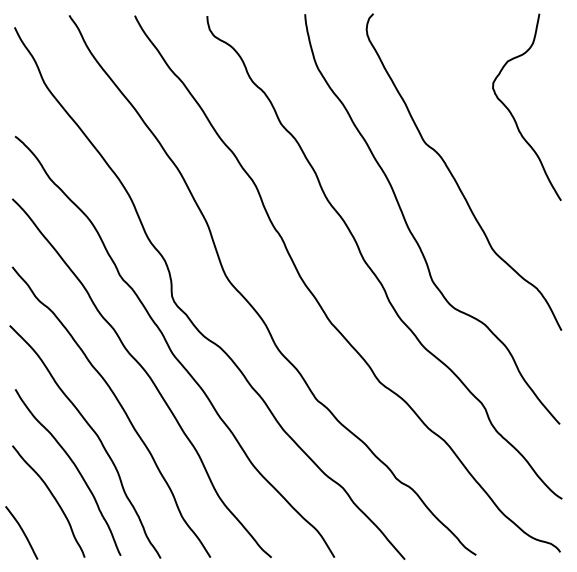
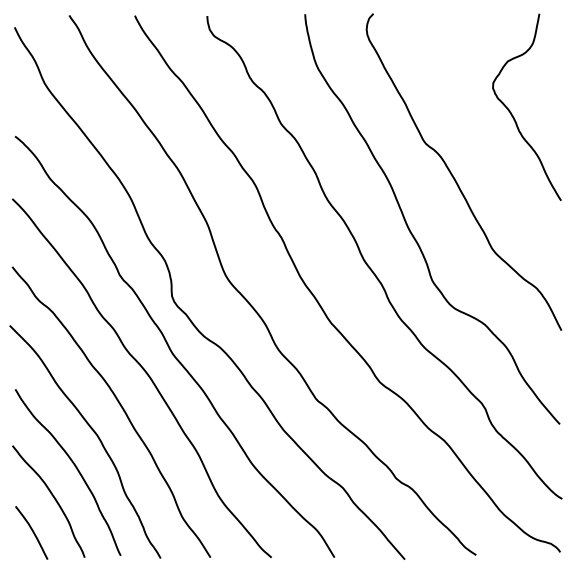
curve position: (22, 532) -> (32, 532) (32, 532)
